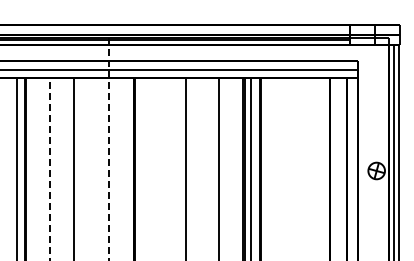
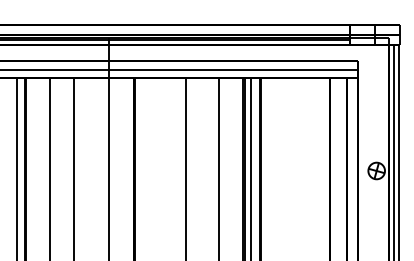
line: dashed -> solid (108, 149)
line: dashed -> solid (49, 169)
